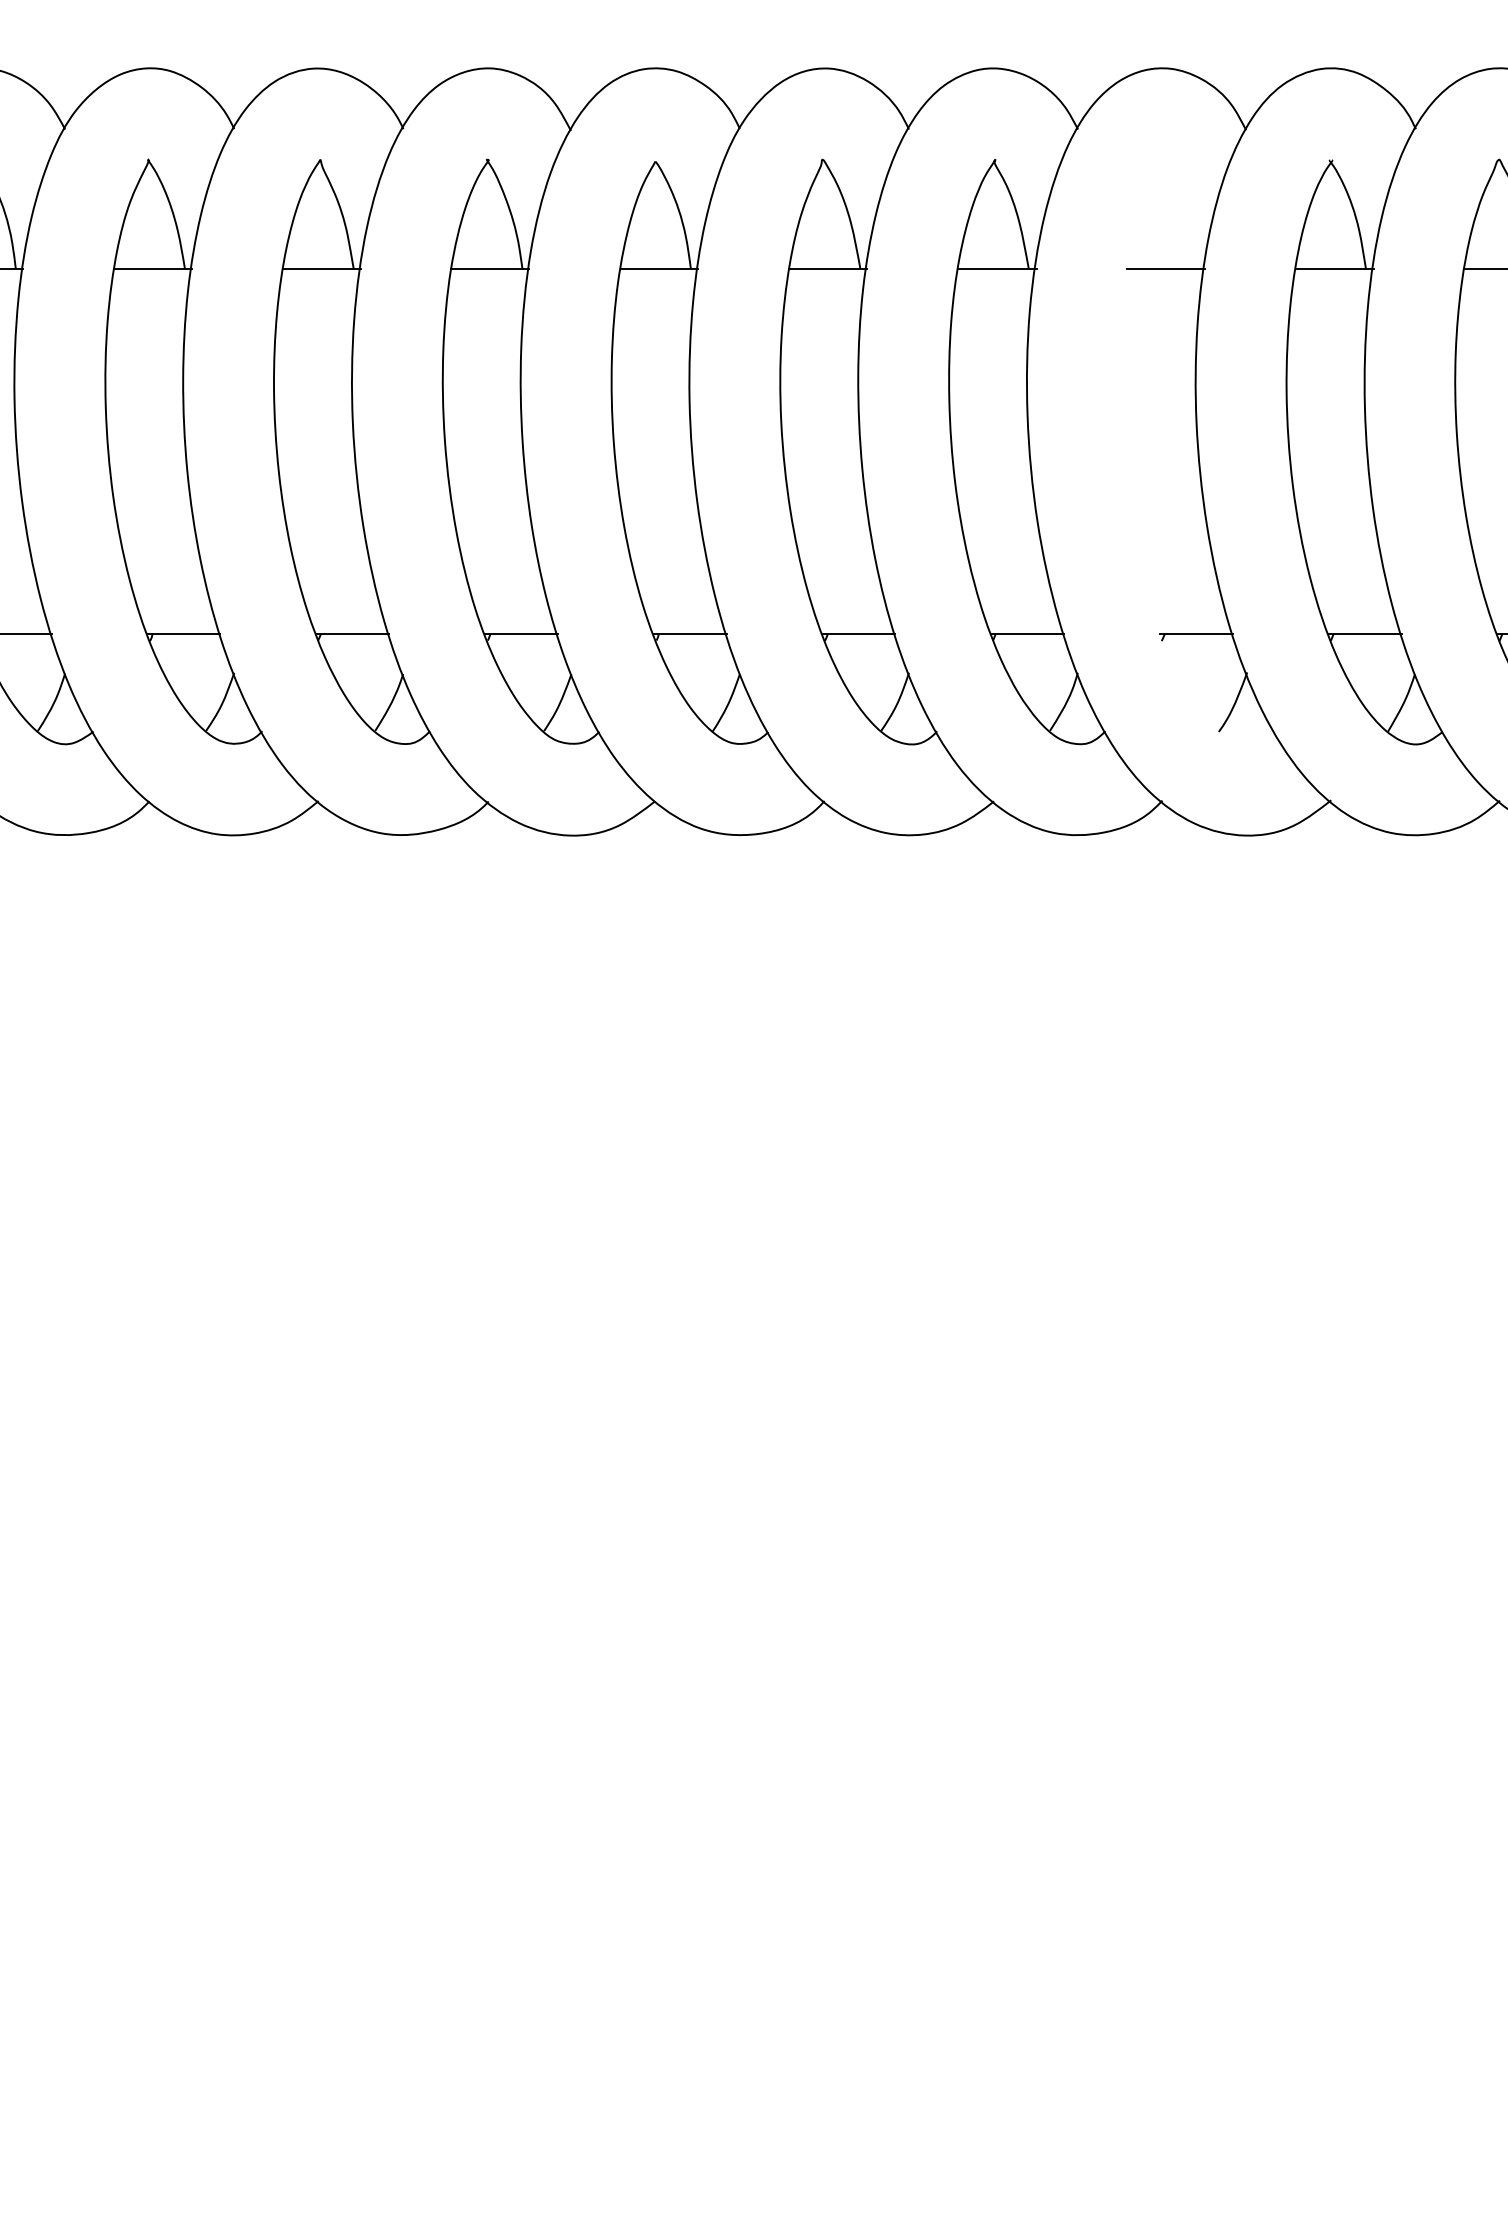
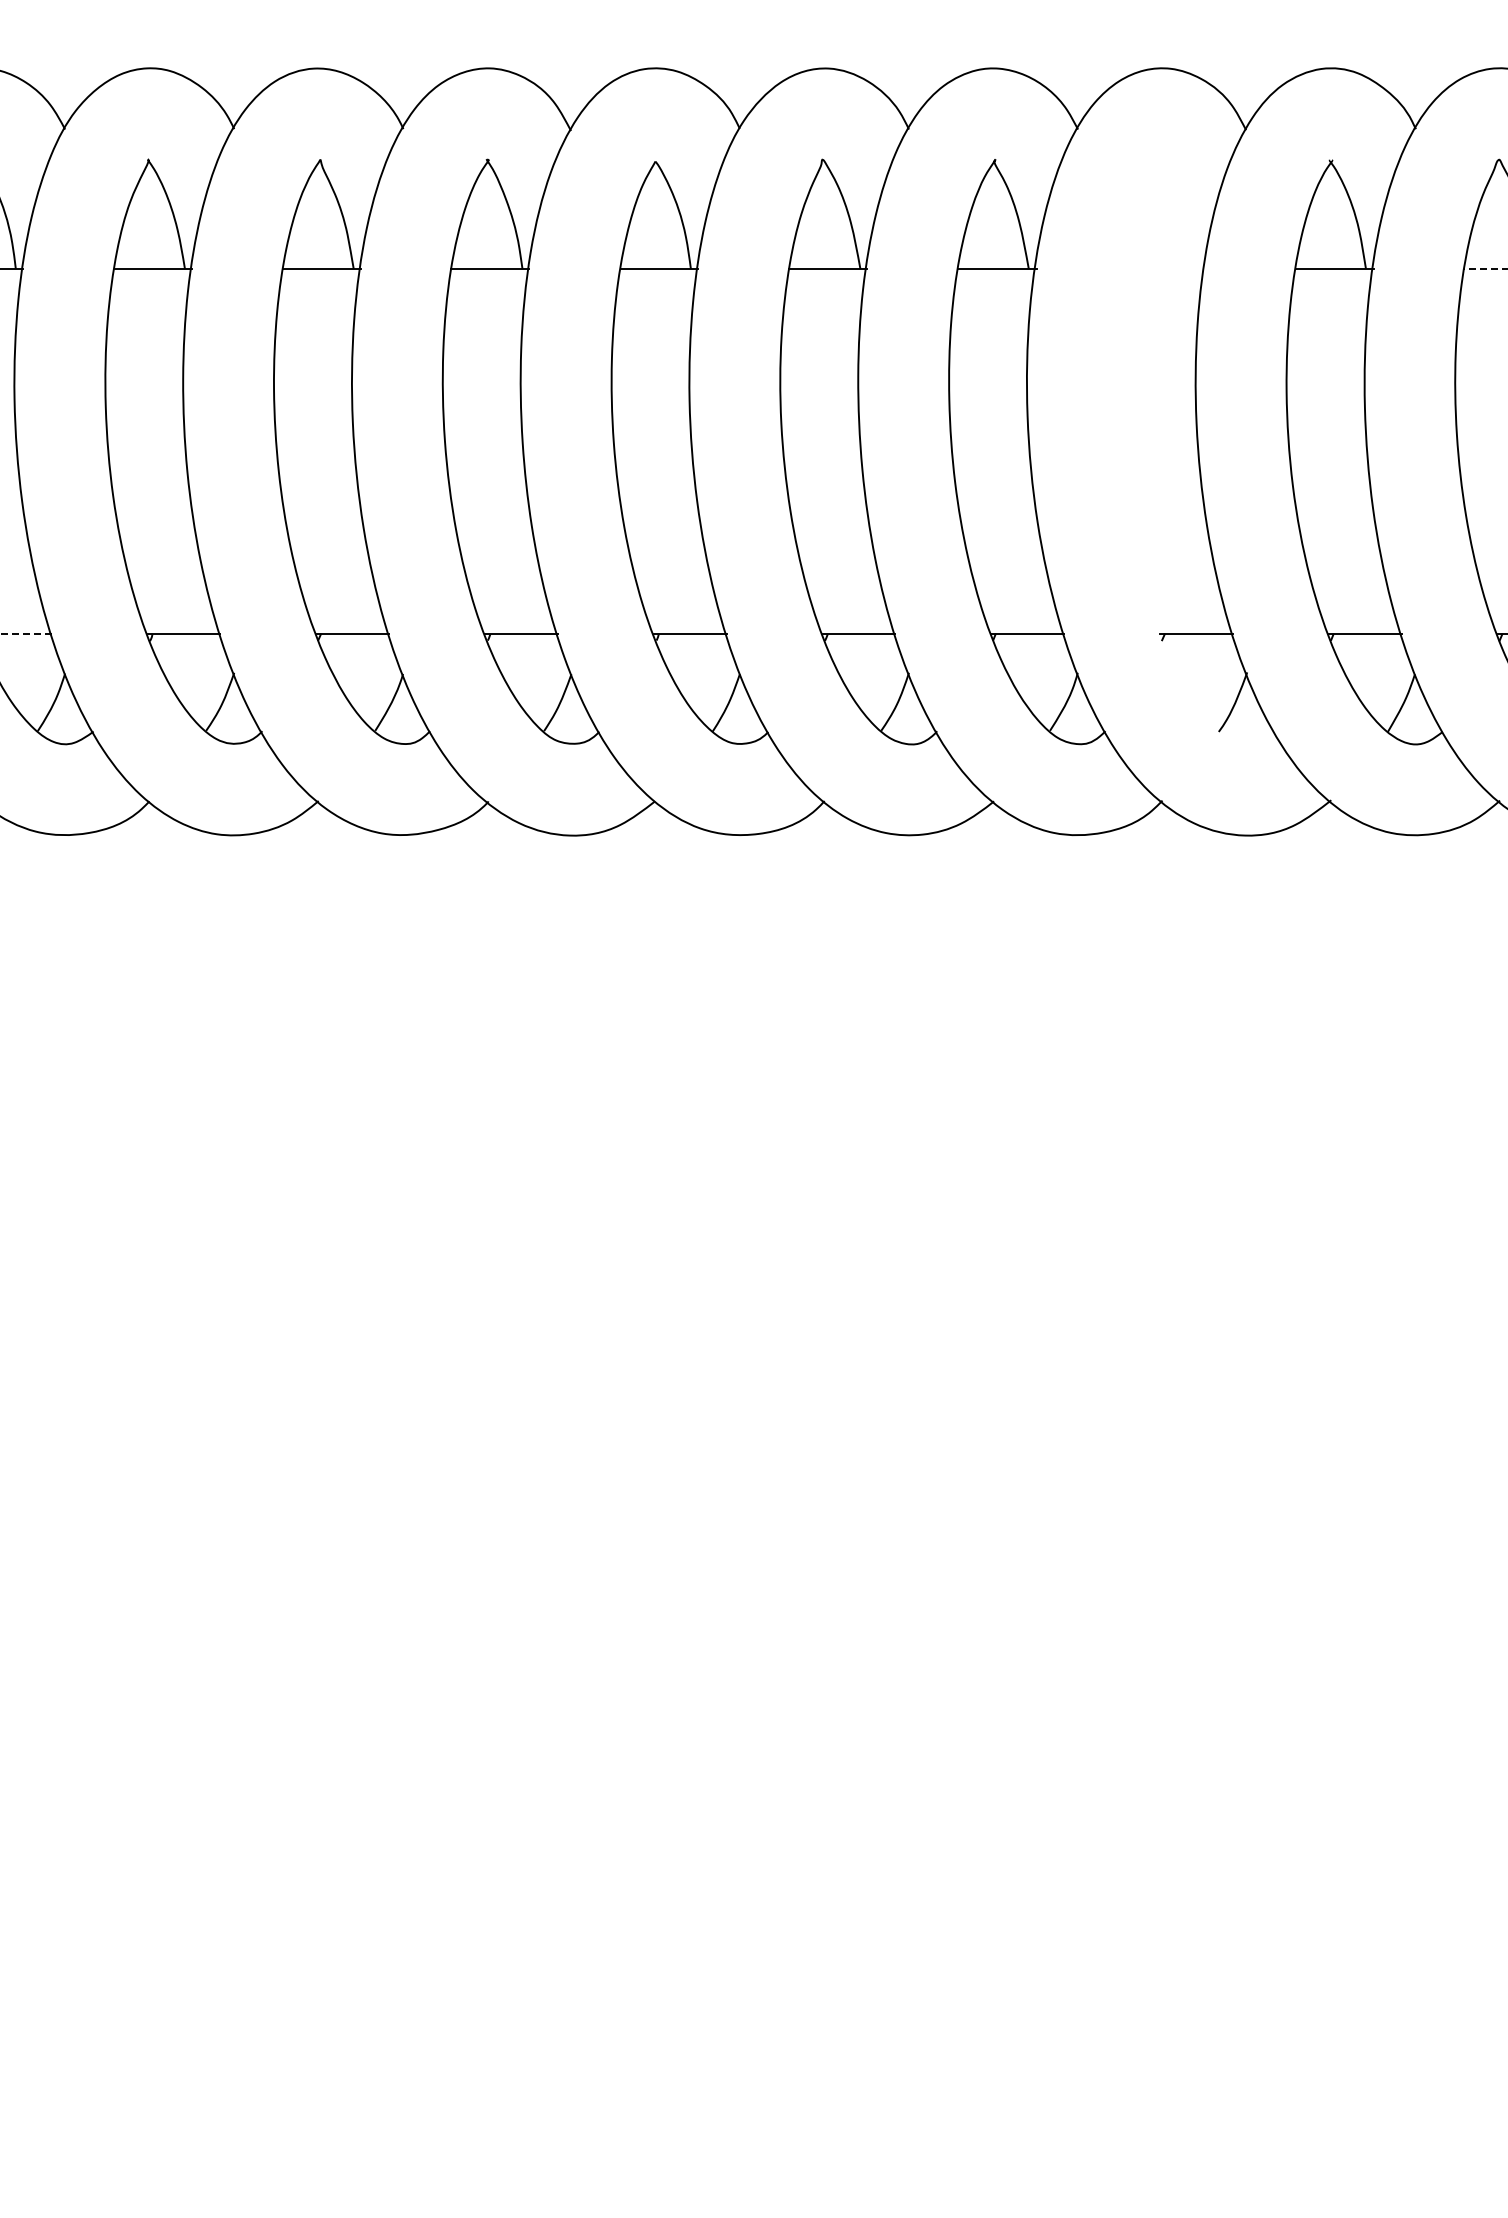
line: present -> none (1165, 269)
line: solid -> dashed (1485, 269)
line: solid -> dashed (26, 634)
